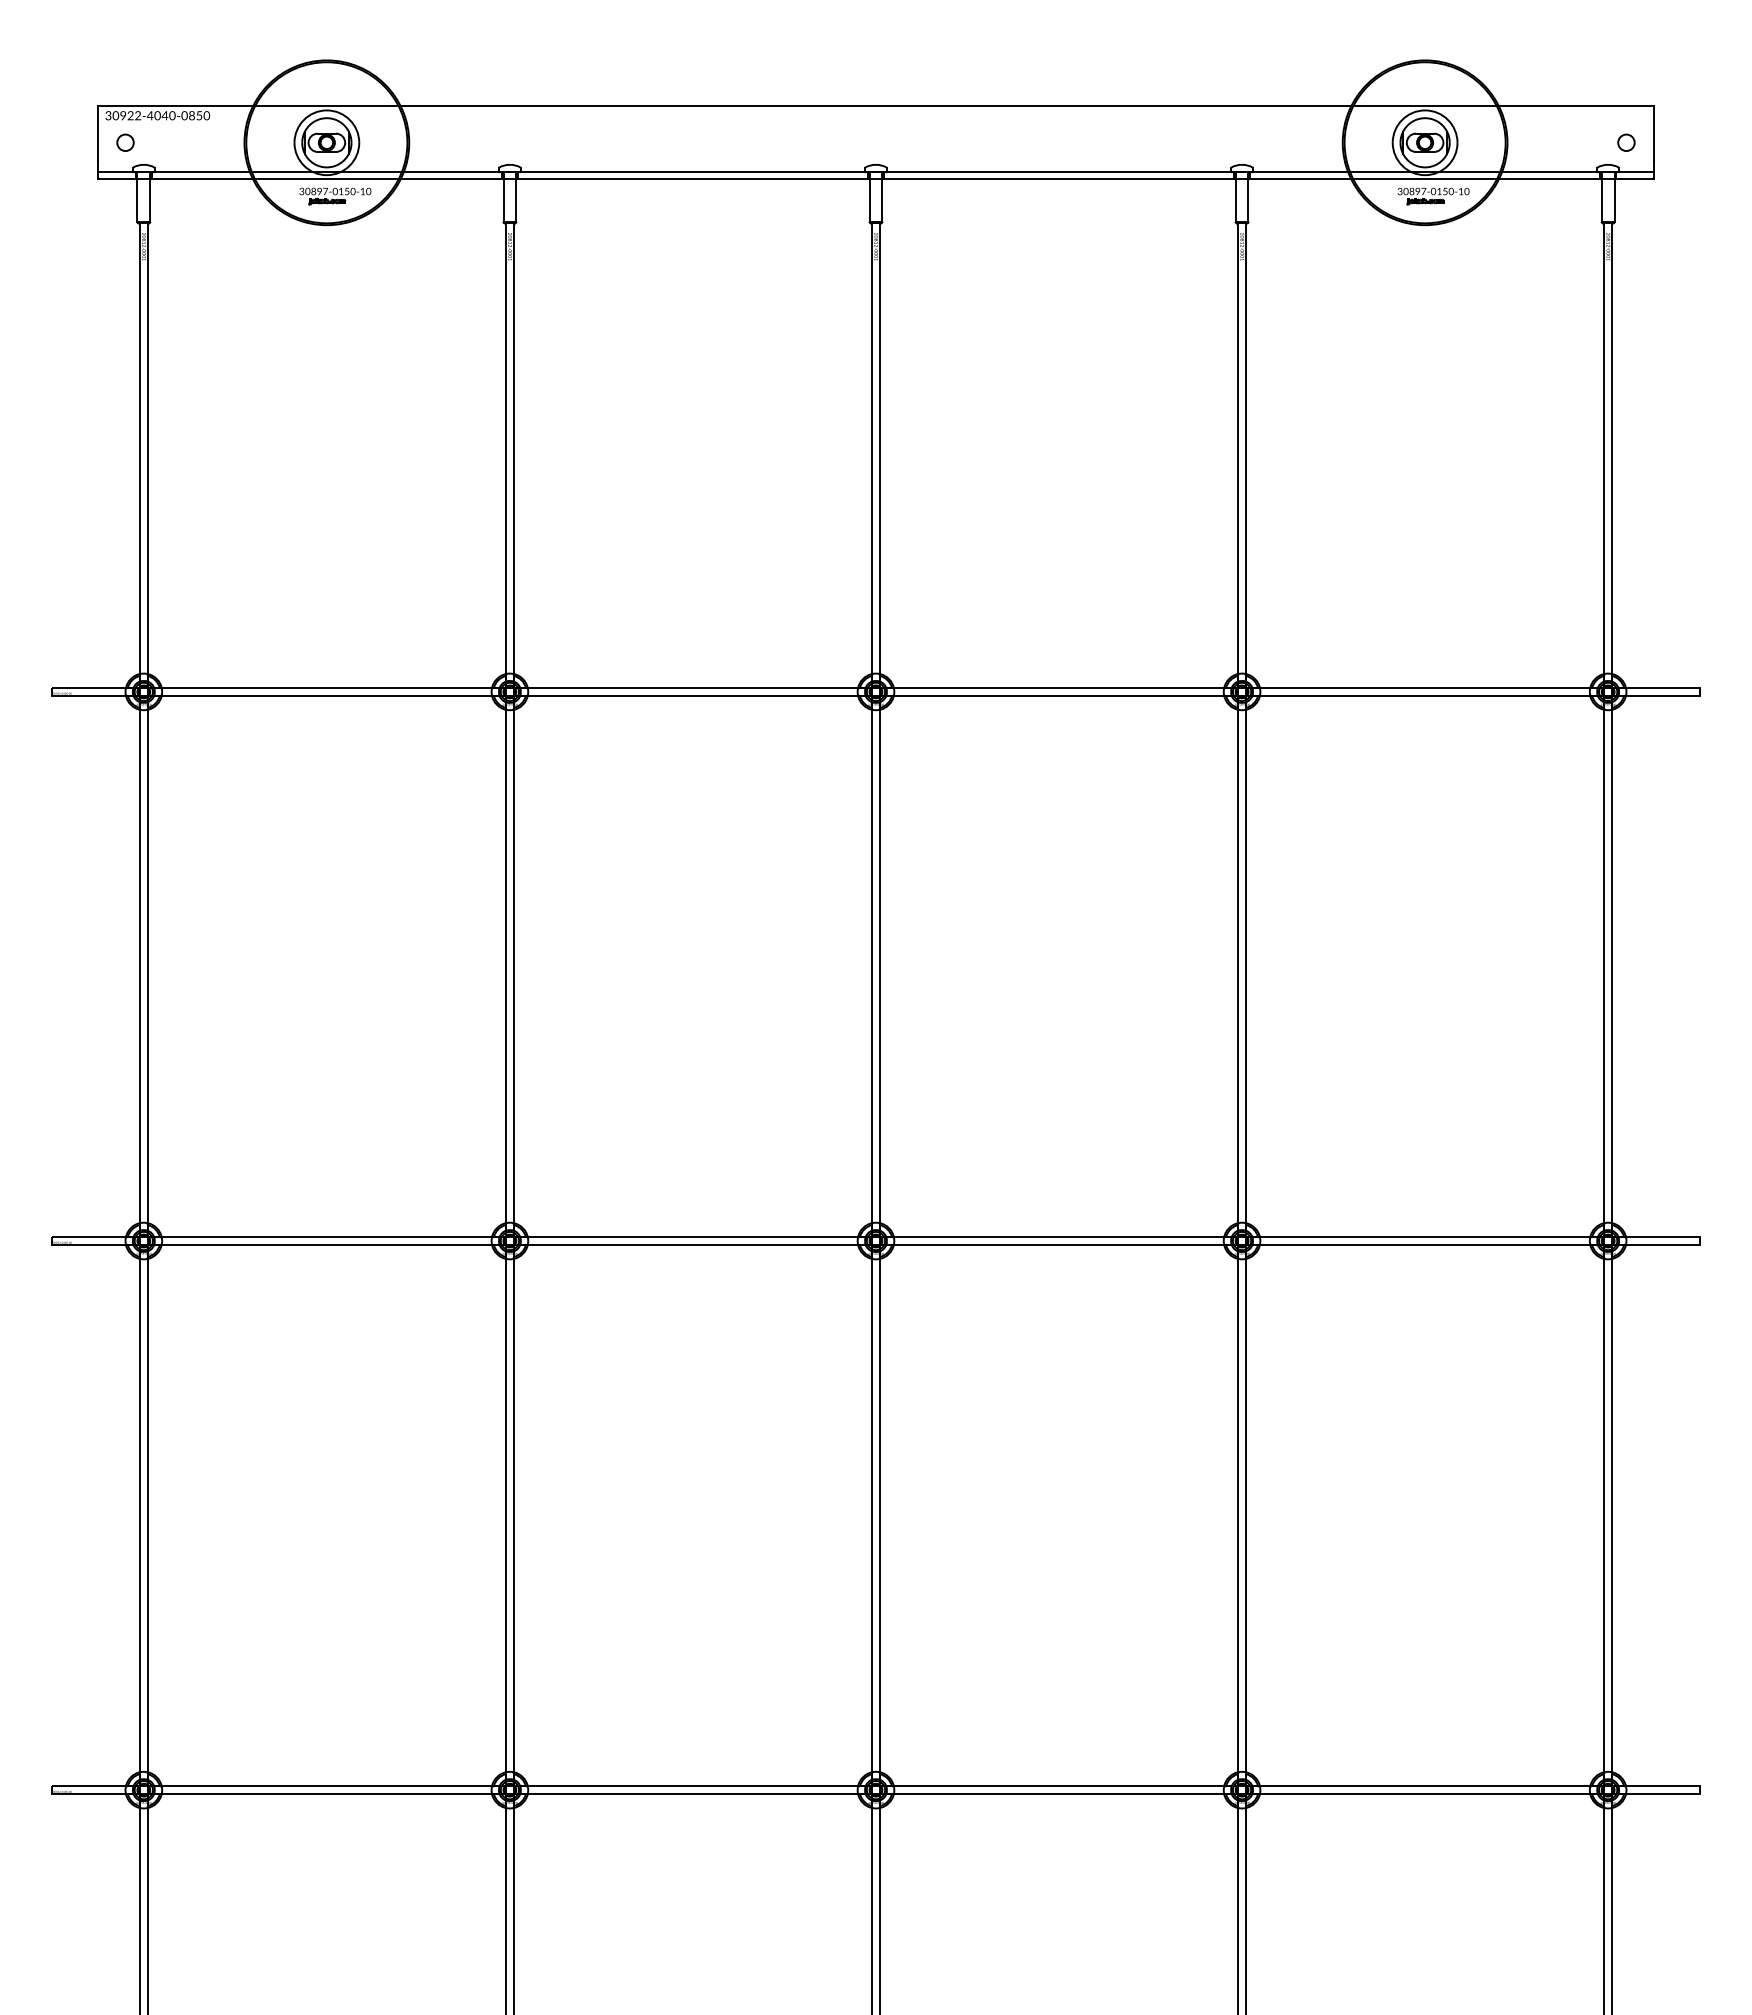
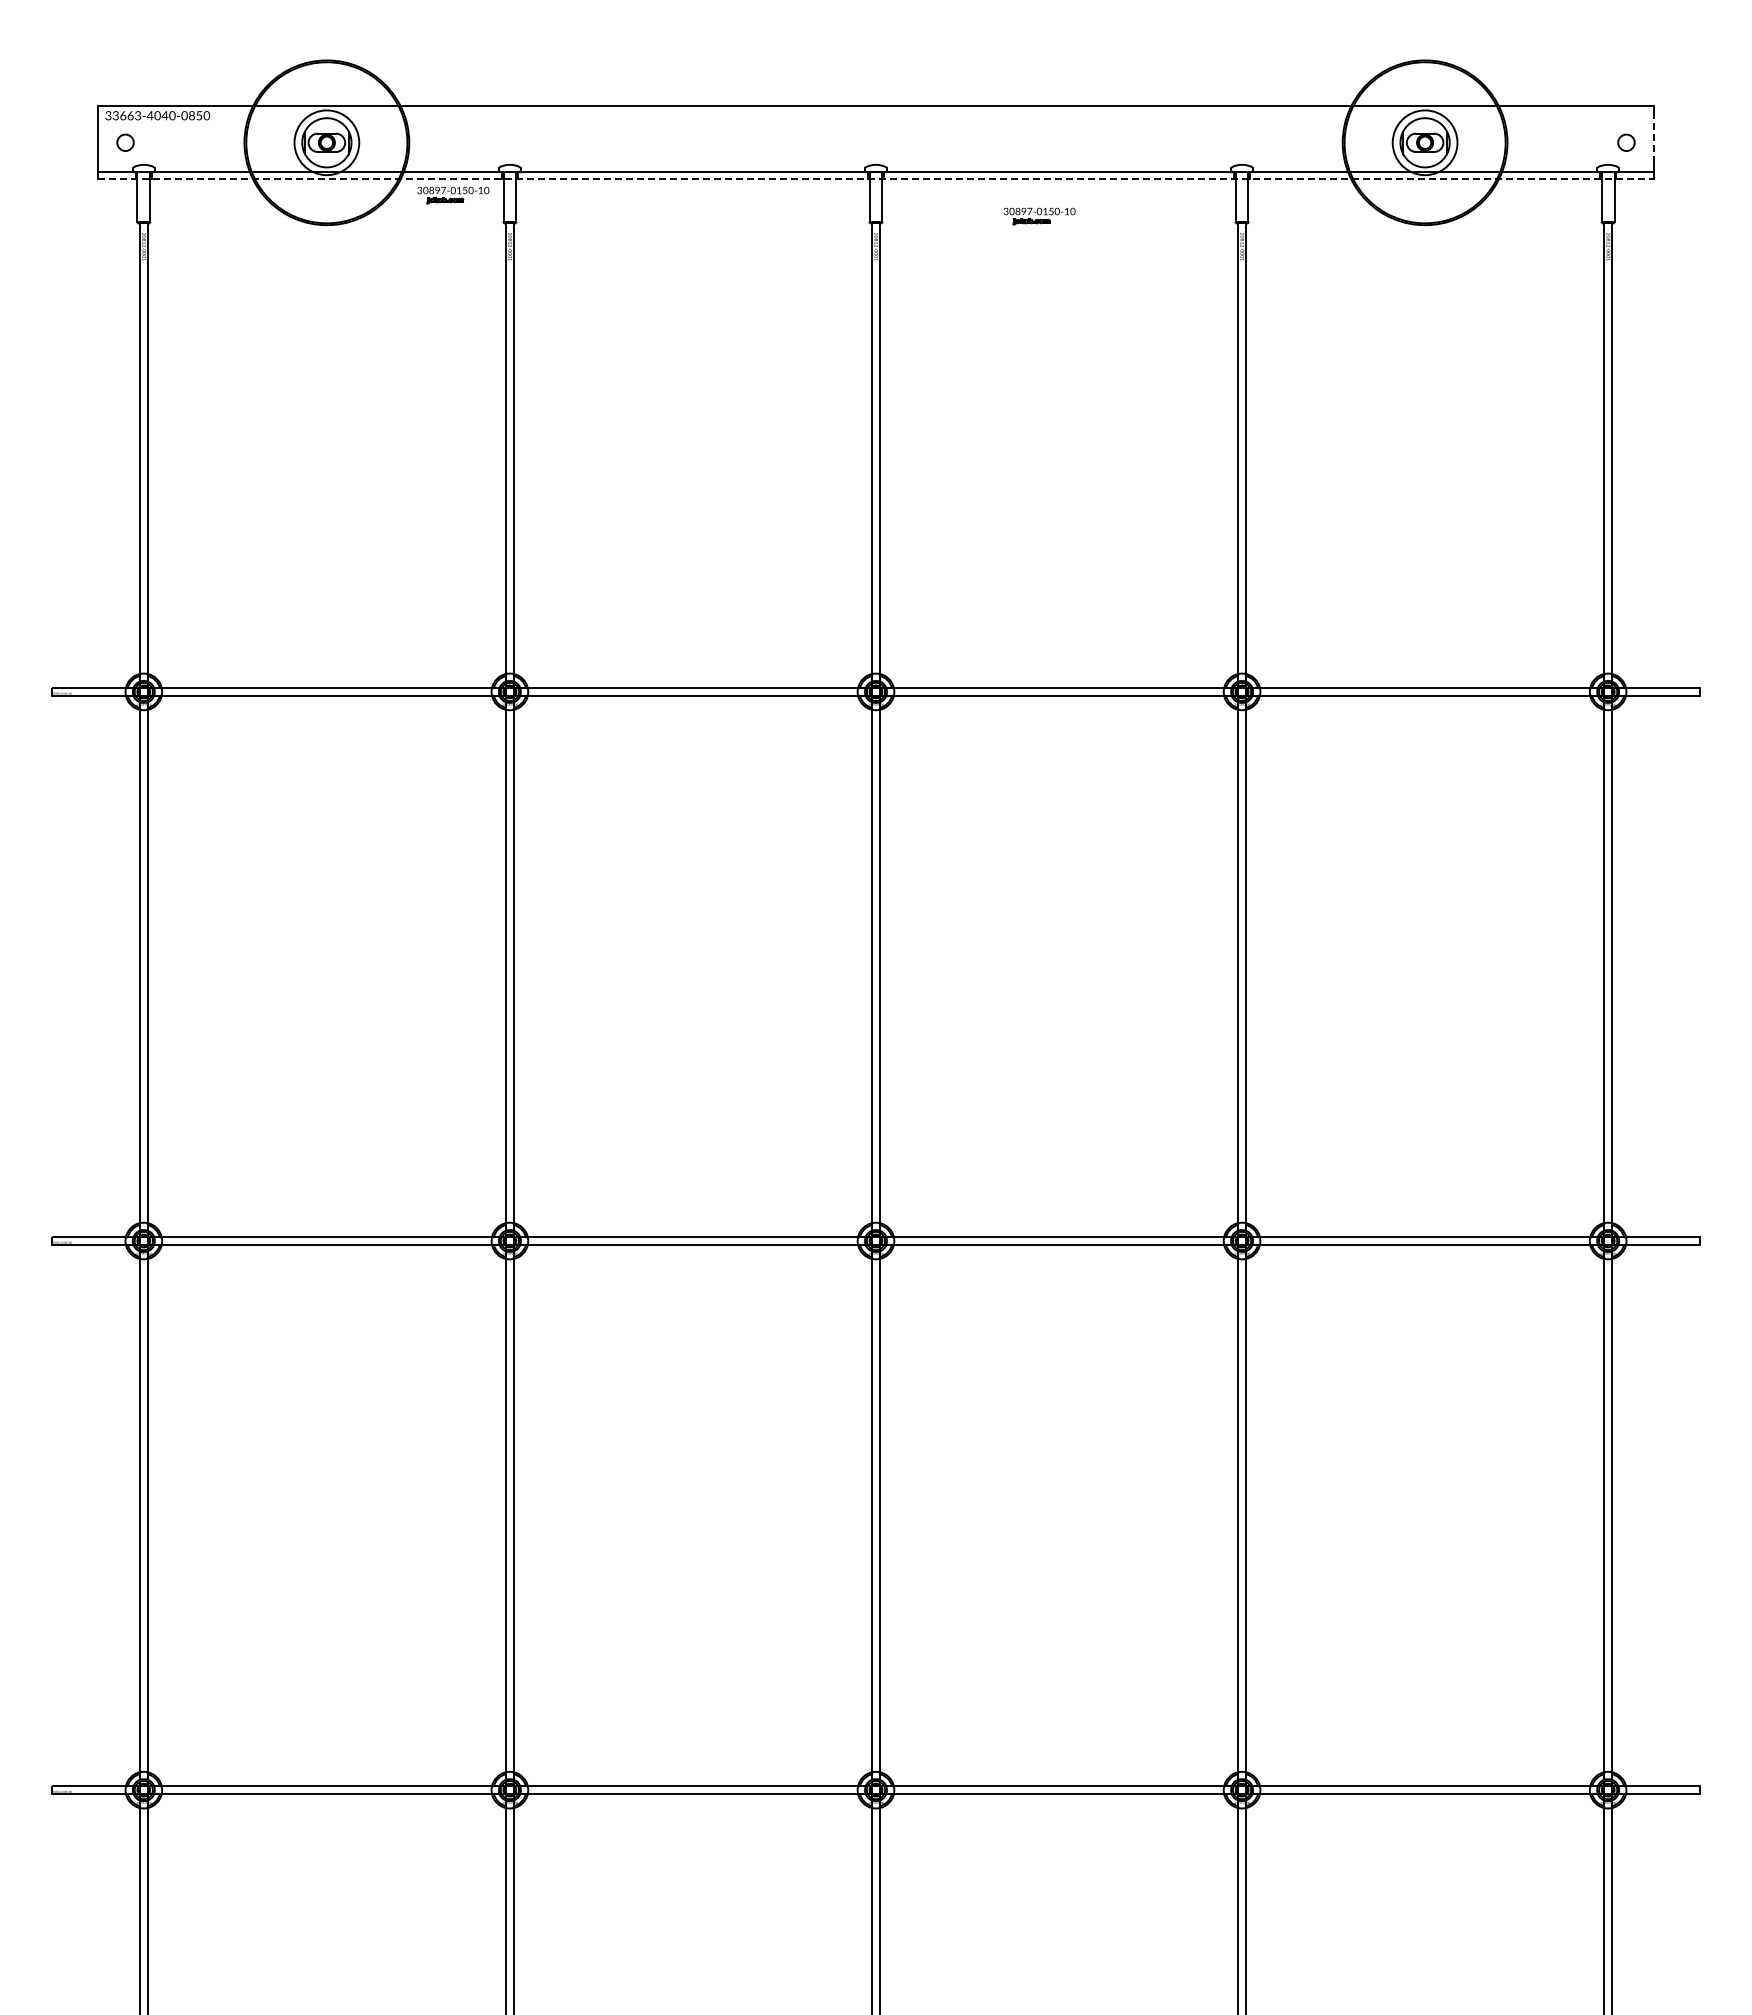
text: 30922-4040-0850 -> 33663-4040-0850 (126, 115)
line: solid -> dashed (1653, 136)
line: solid -> dashed (875, 179)
part position: (335, 196) -> (453, 195) (453, 195)
part position: (1433, 196) -> (1039, 216) (1039, 216)
